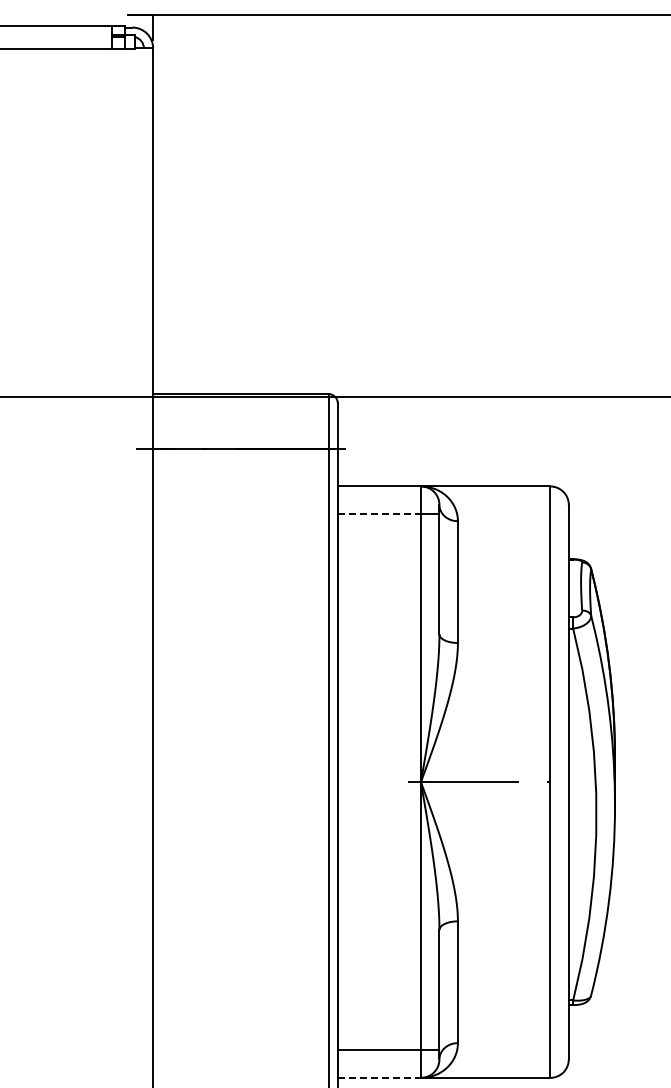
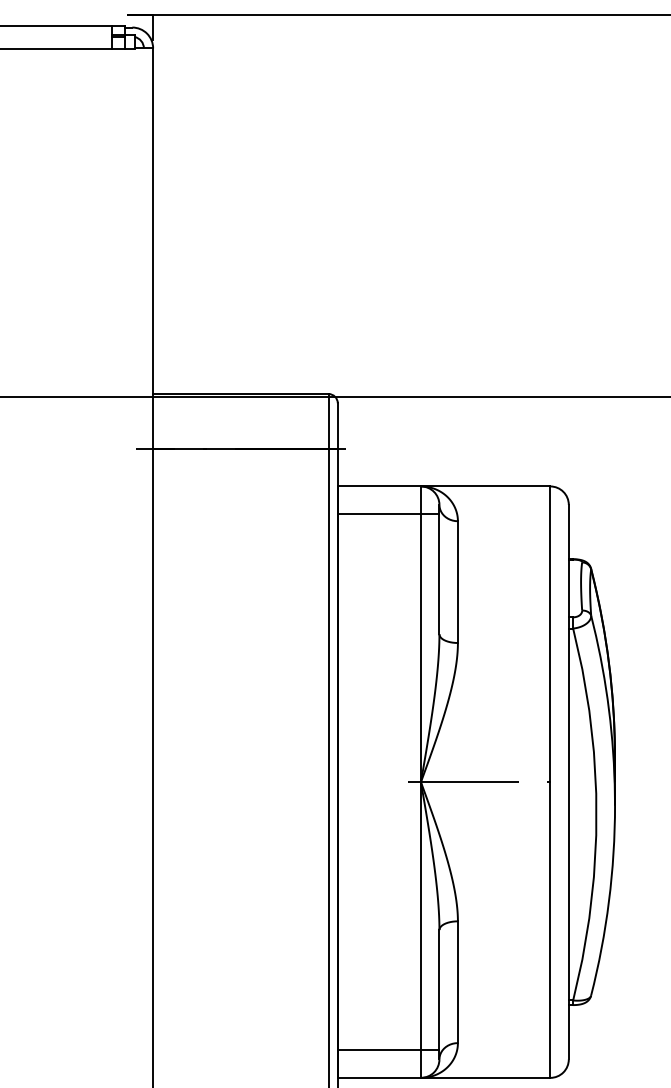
line: dashed -> solid (379, 514)
line: dashed -> solid (379, 1077)
